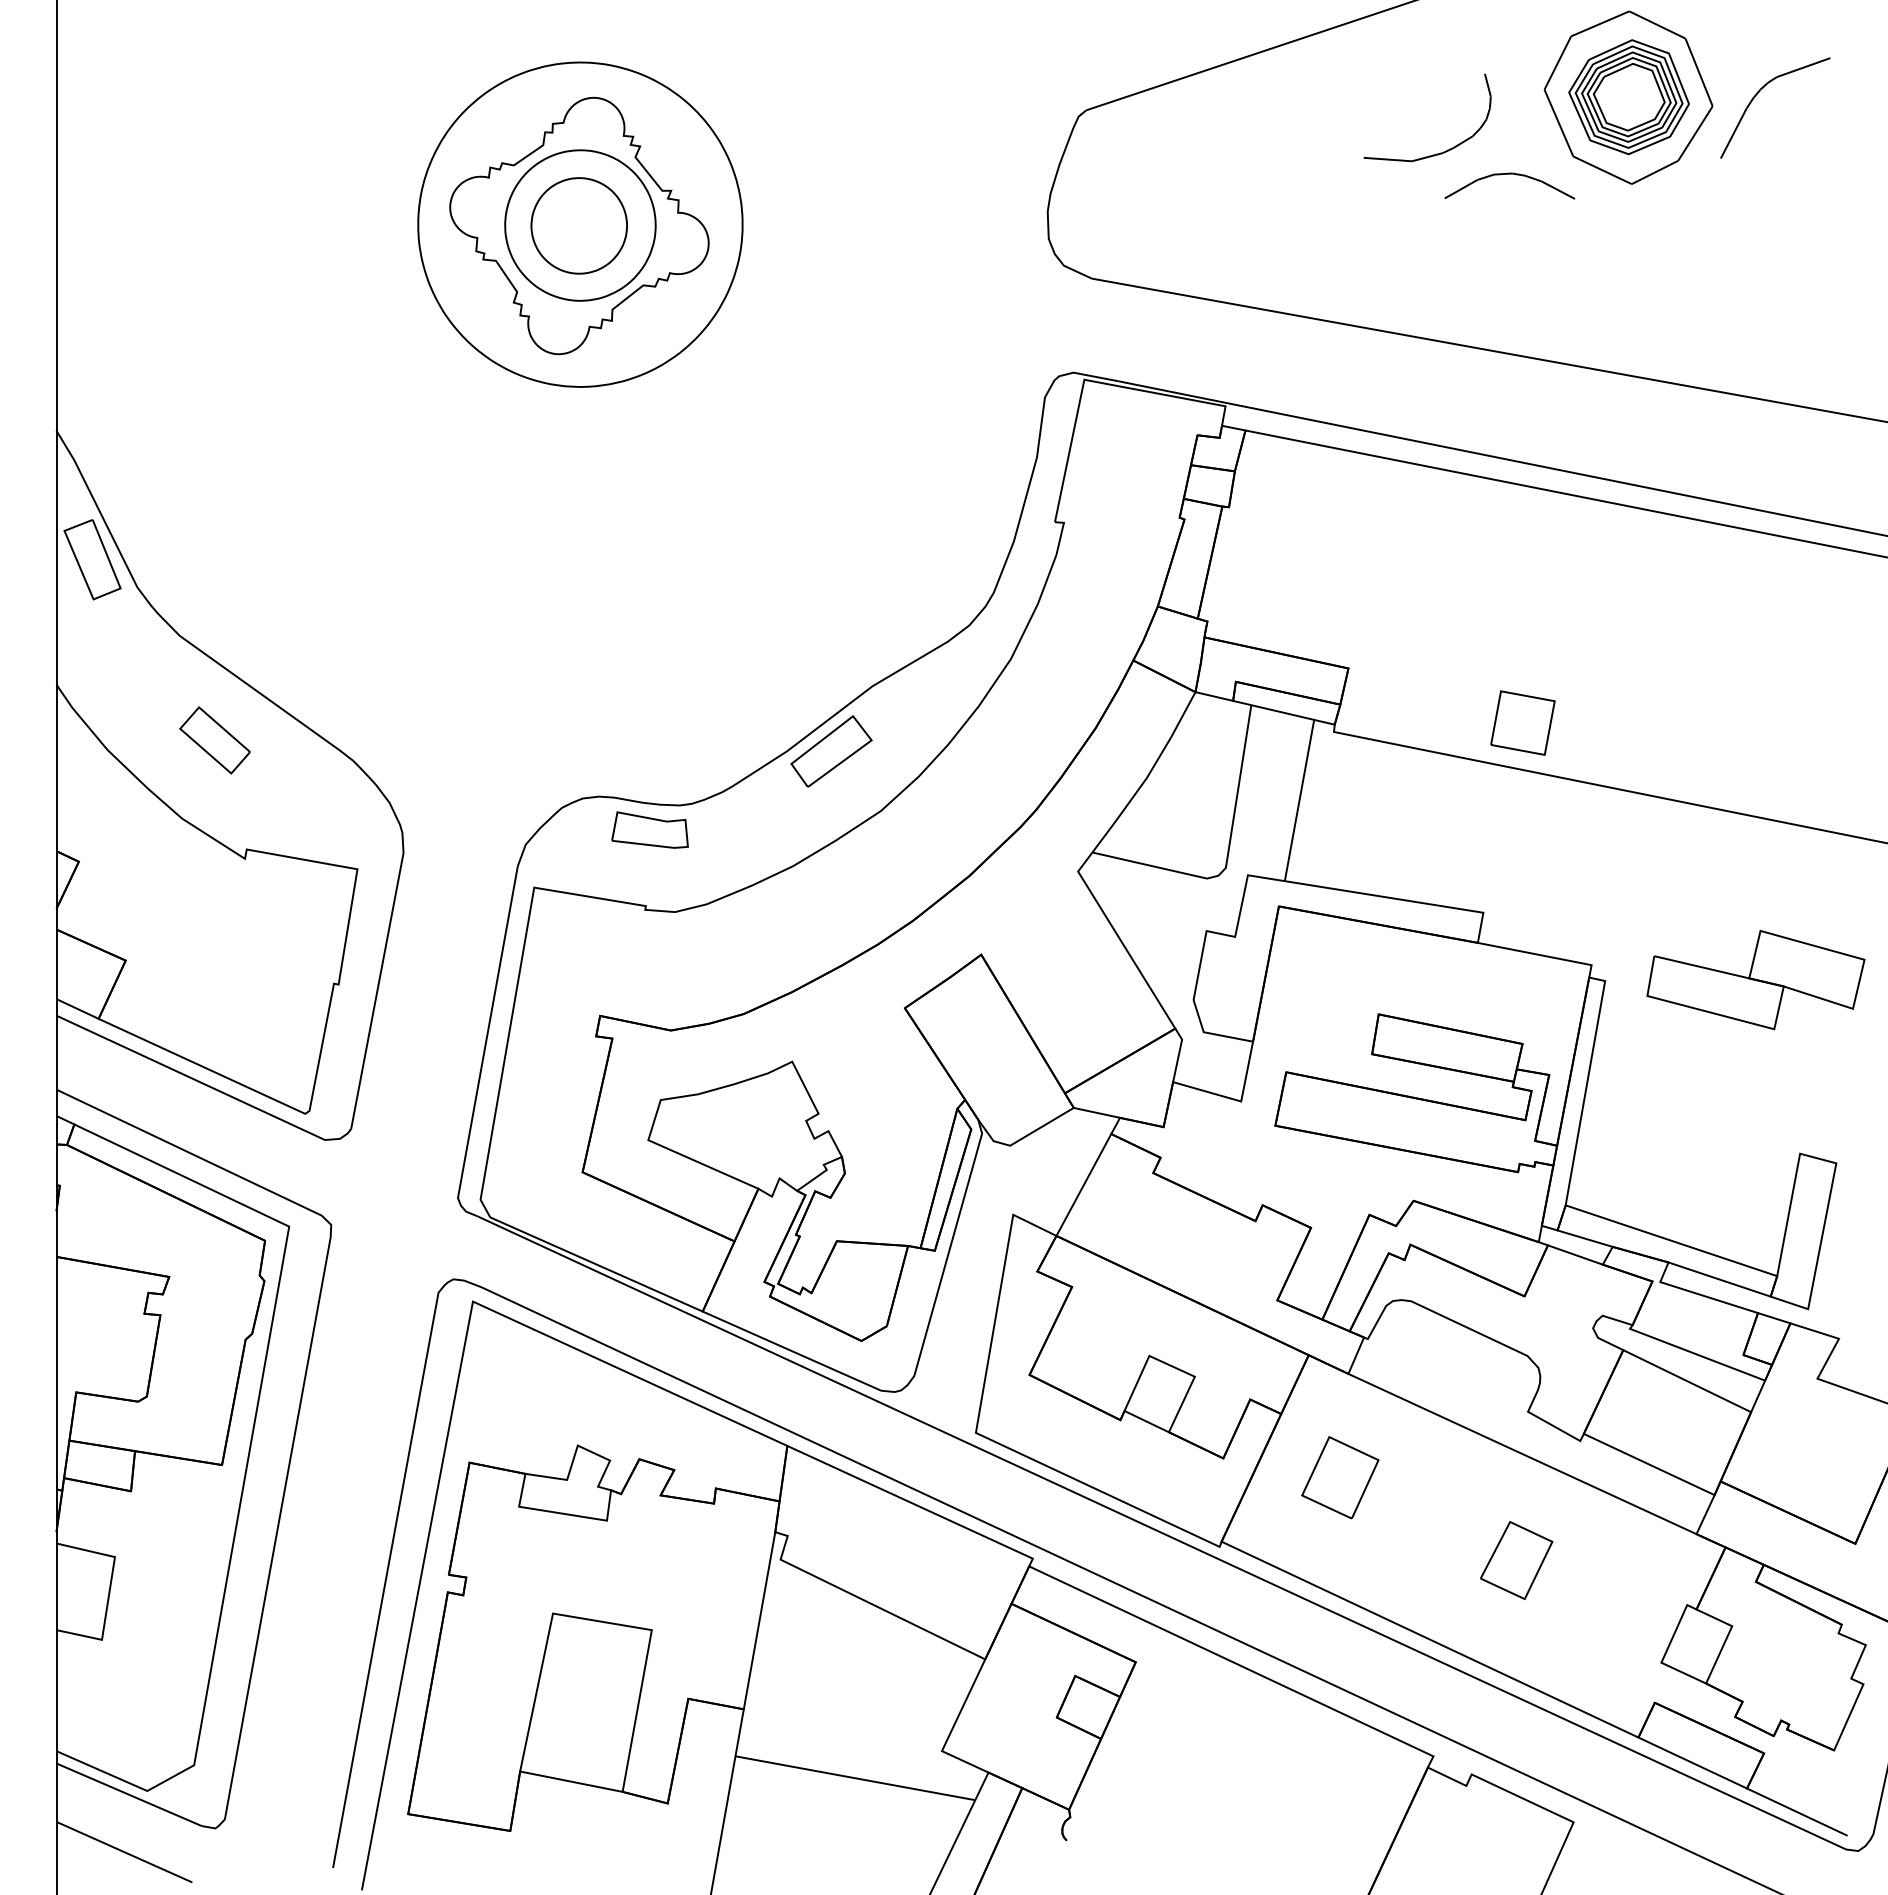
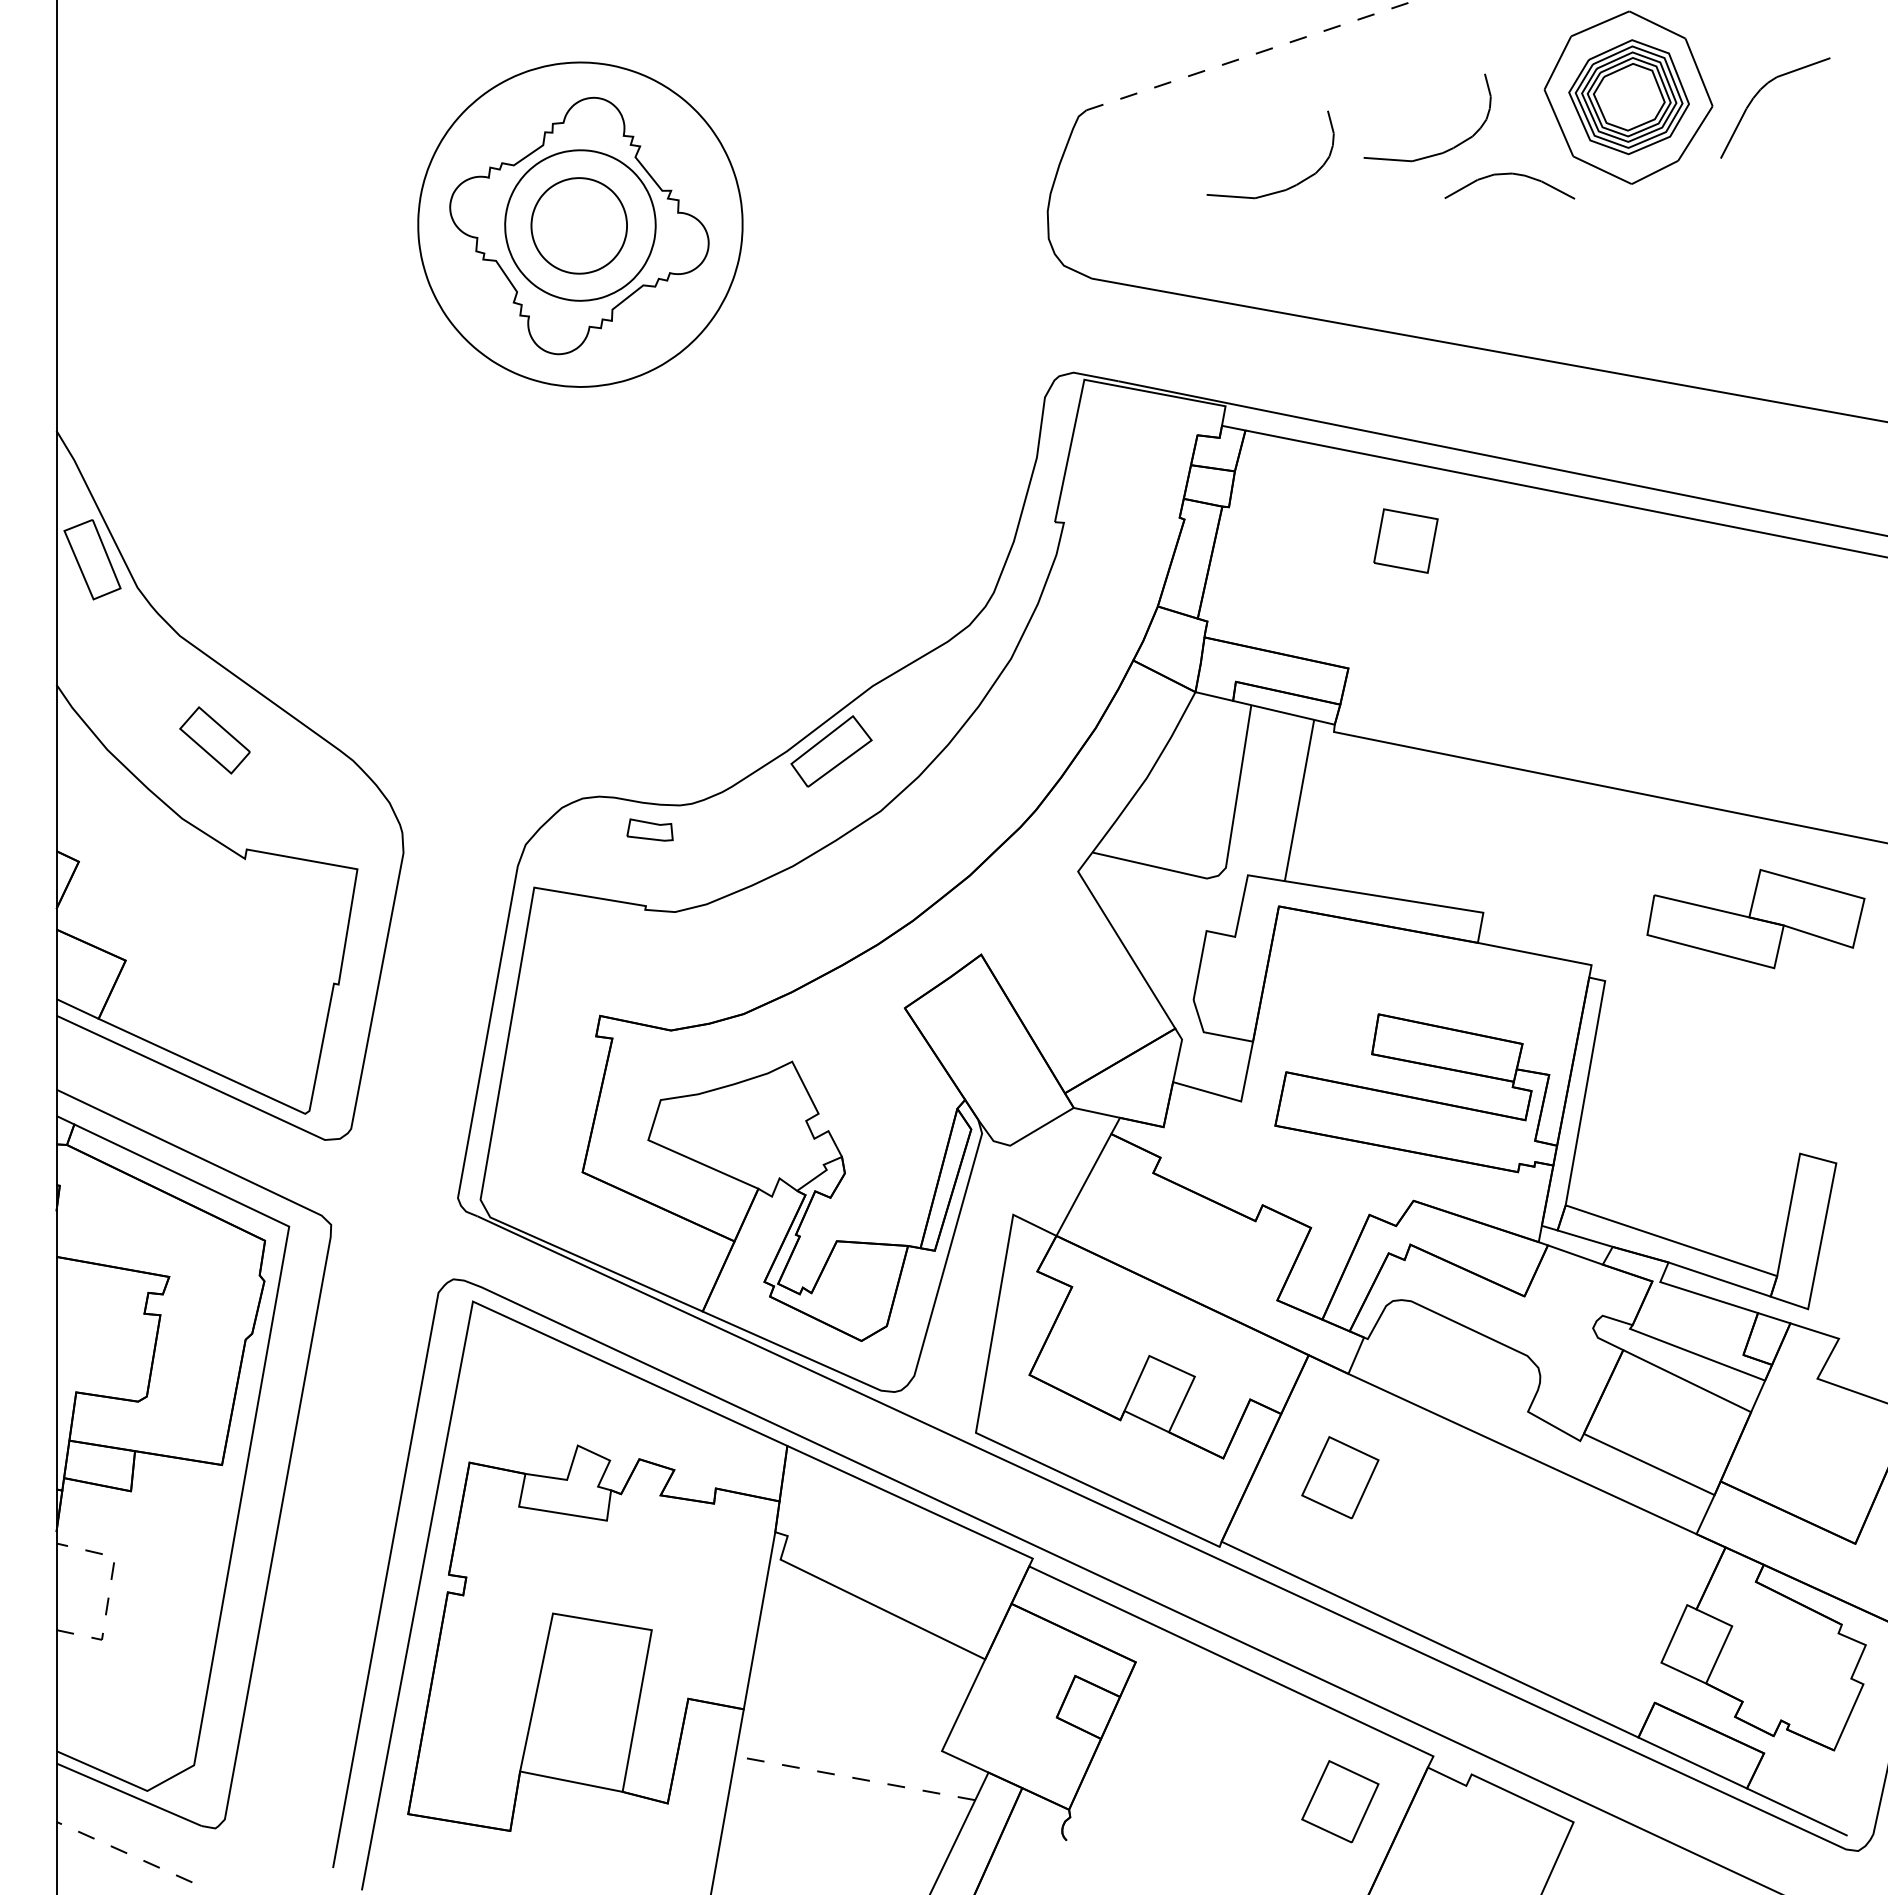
line: solid -> dashed (1251, 55)
curve: none -> present (1279, 190)
part position: (1522, 722) -> (1405, 540) (1405, 540)
part size: 78x38 px -> 48x24 px (649, 829)
part position: (1755, 980) -> (1755, 919) (1755, 919)
part: present -> none (1516, 1560)
line: solid -> dashed (109, 1591)
line: solid -> dashed (855, 1778)
part: none -> present (1340, 1801)
line: solid -> dashed (123, 1851)
